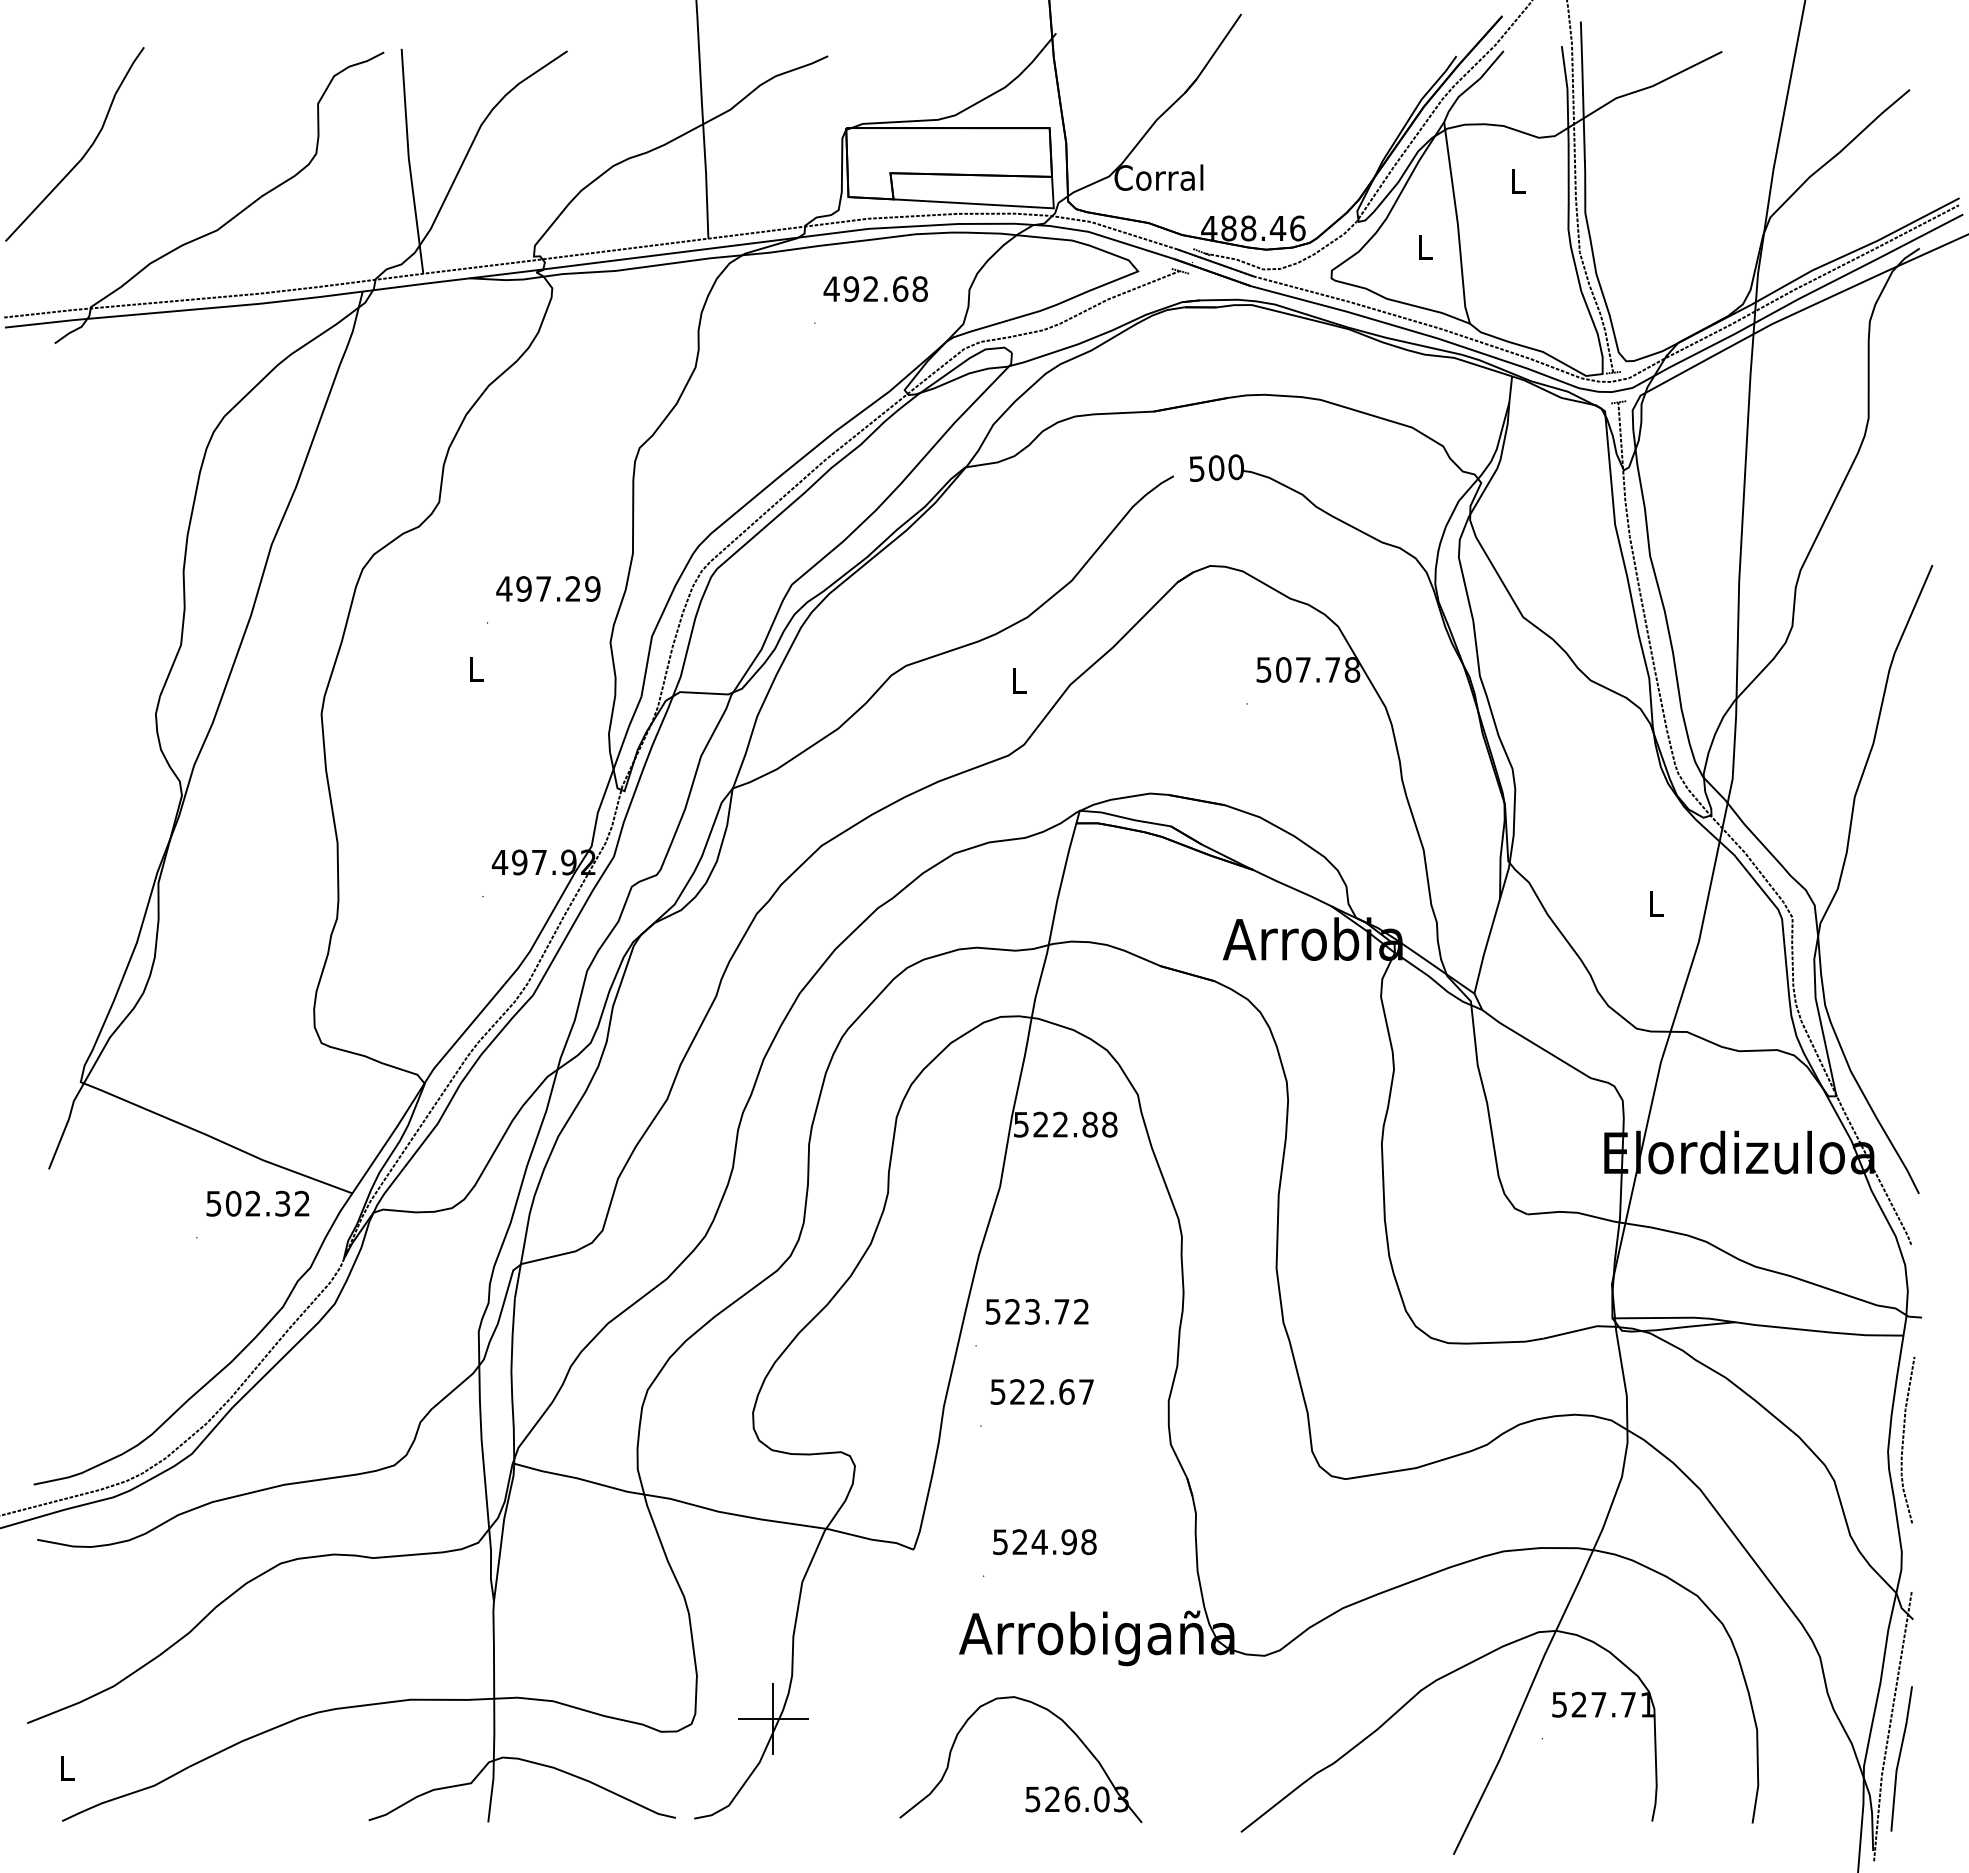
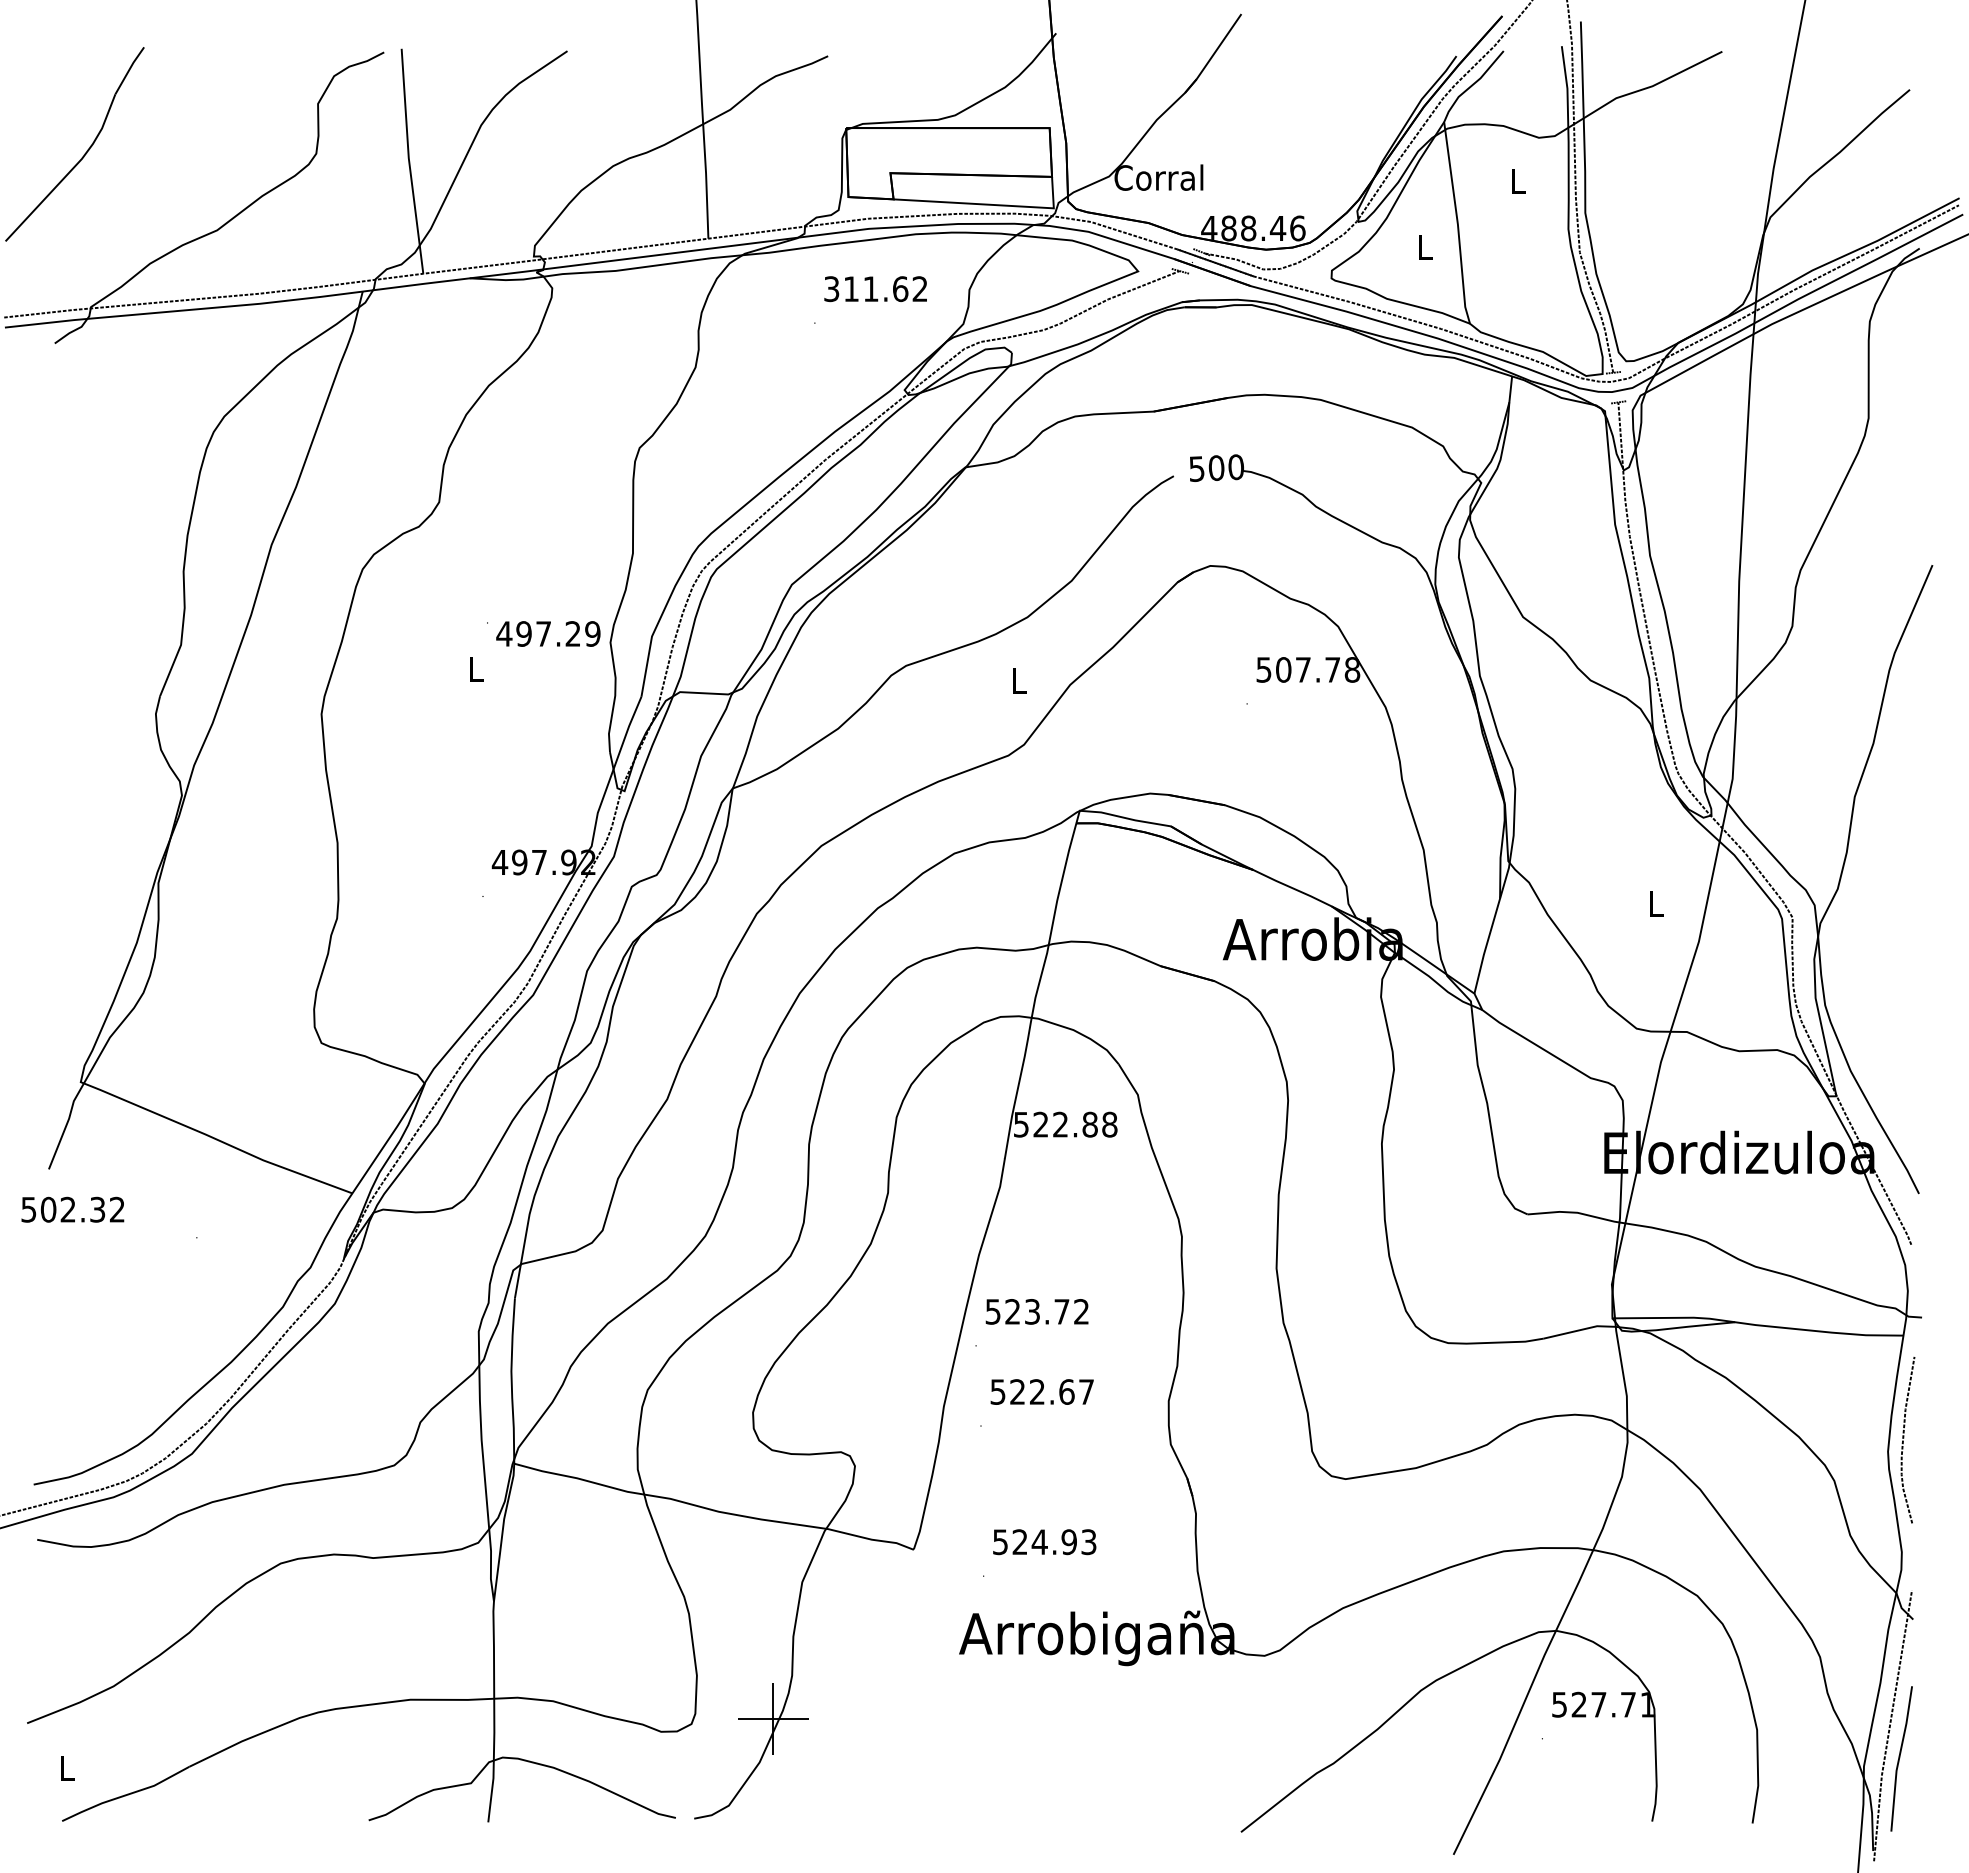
text: 492.68 -> 311.62 (875, 289)
text position: (548, 588) -> (548, 633) (548, 633)
text position: (257, 1203) -> (72, 1209) (72, 1209)
text: 524.98 -> 524.93 (1088, 1542)
part: present -> none (1026, 1787)
